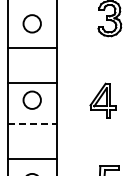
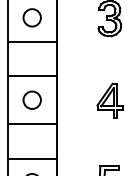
circle position: (31, 23) -> (31, 17) (31, 17)
line position: (32, 47) -> (32, 41) (32, 41)
line position: (32, 83) -> (32, 76) (32, 76)
part position: (102, 100) -> (109, 100) (109, 100)
line: dashed -> solid (33, 124)
